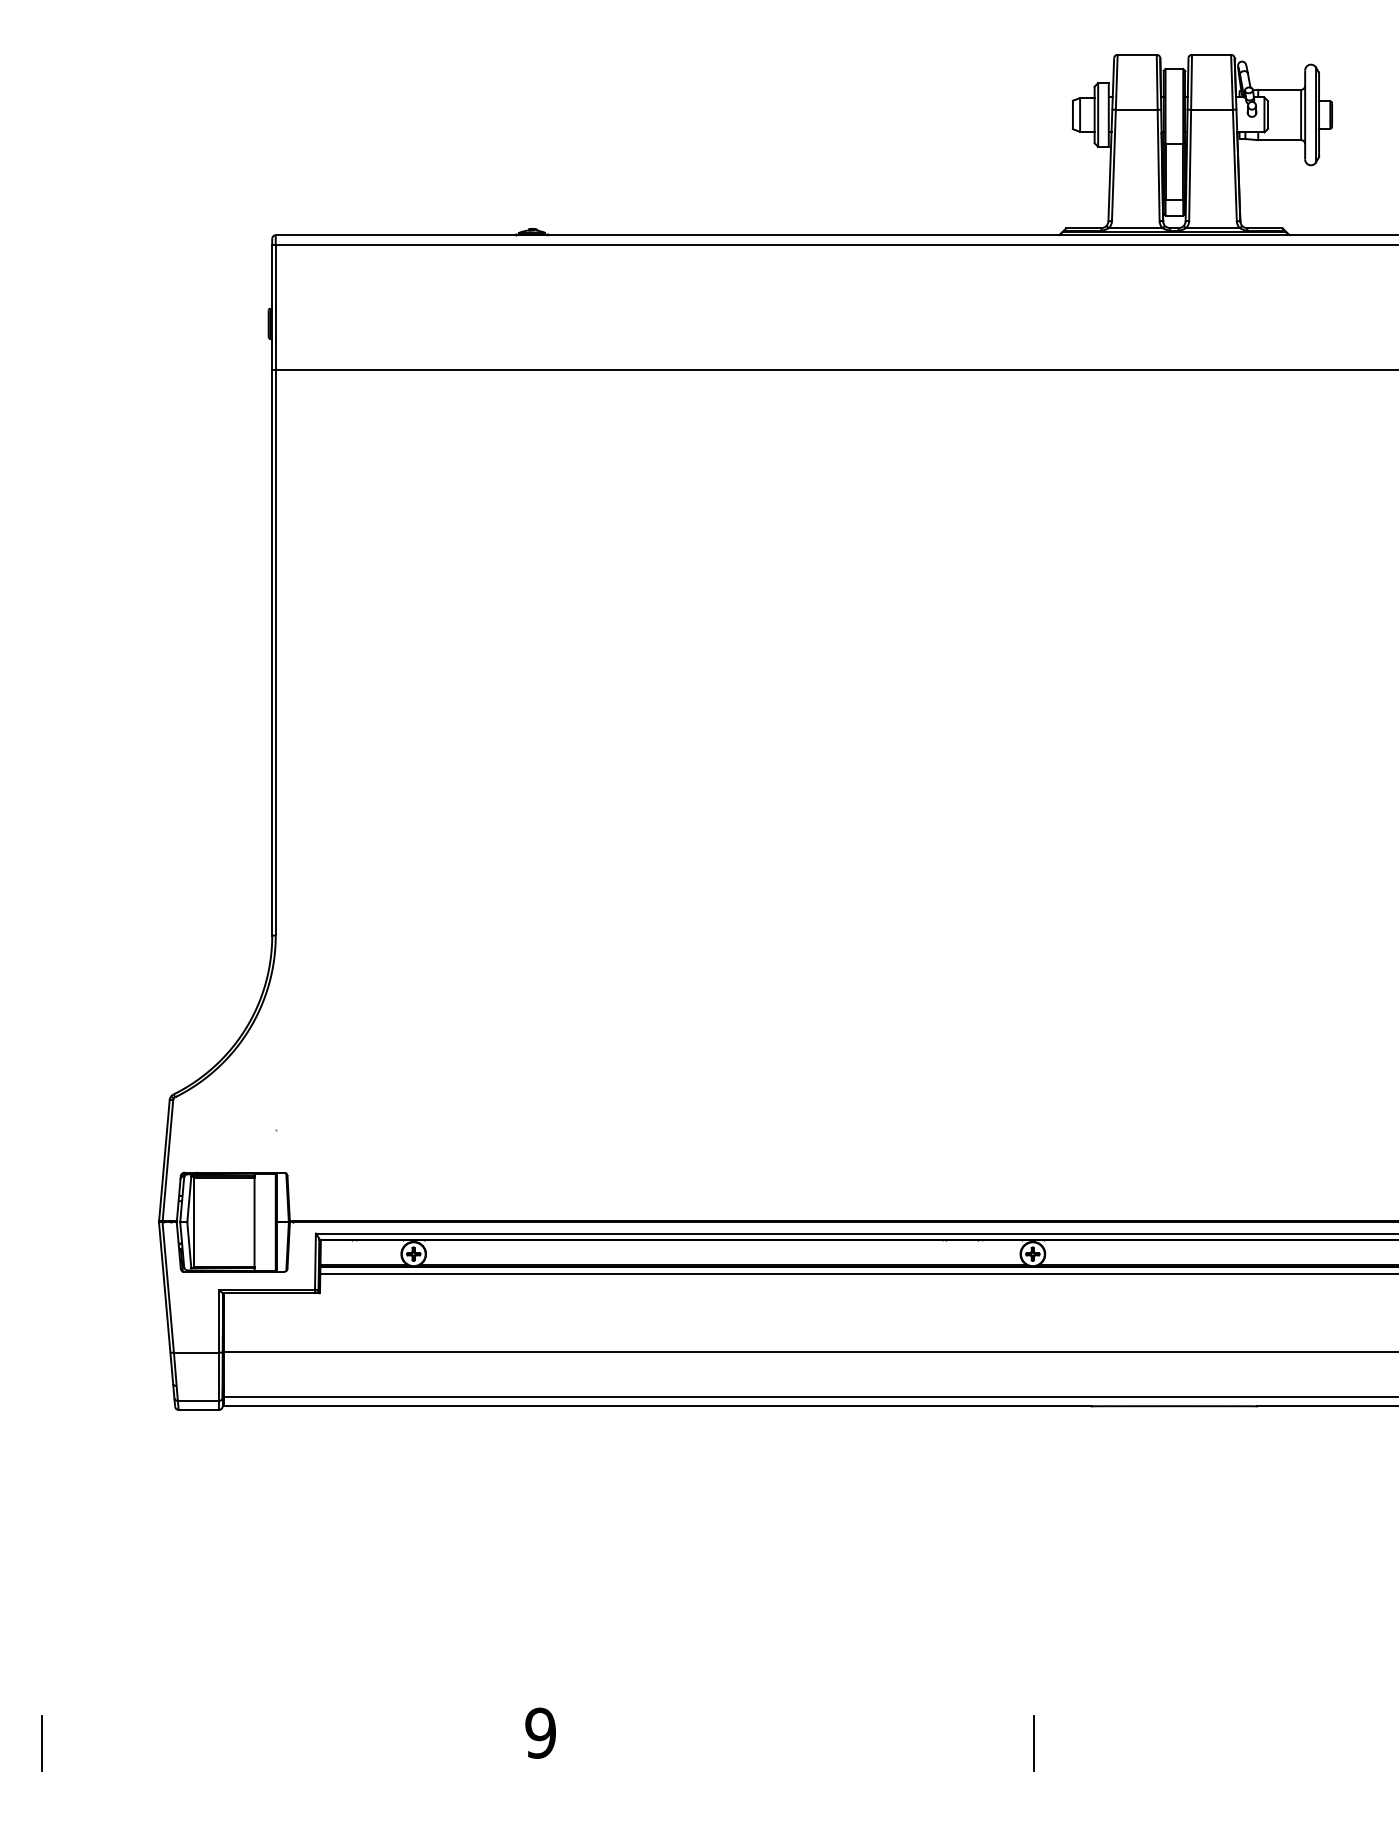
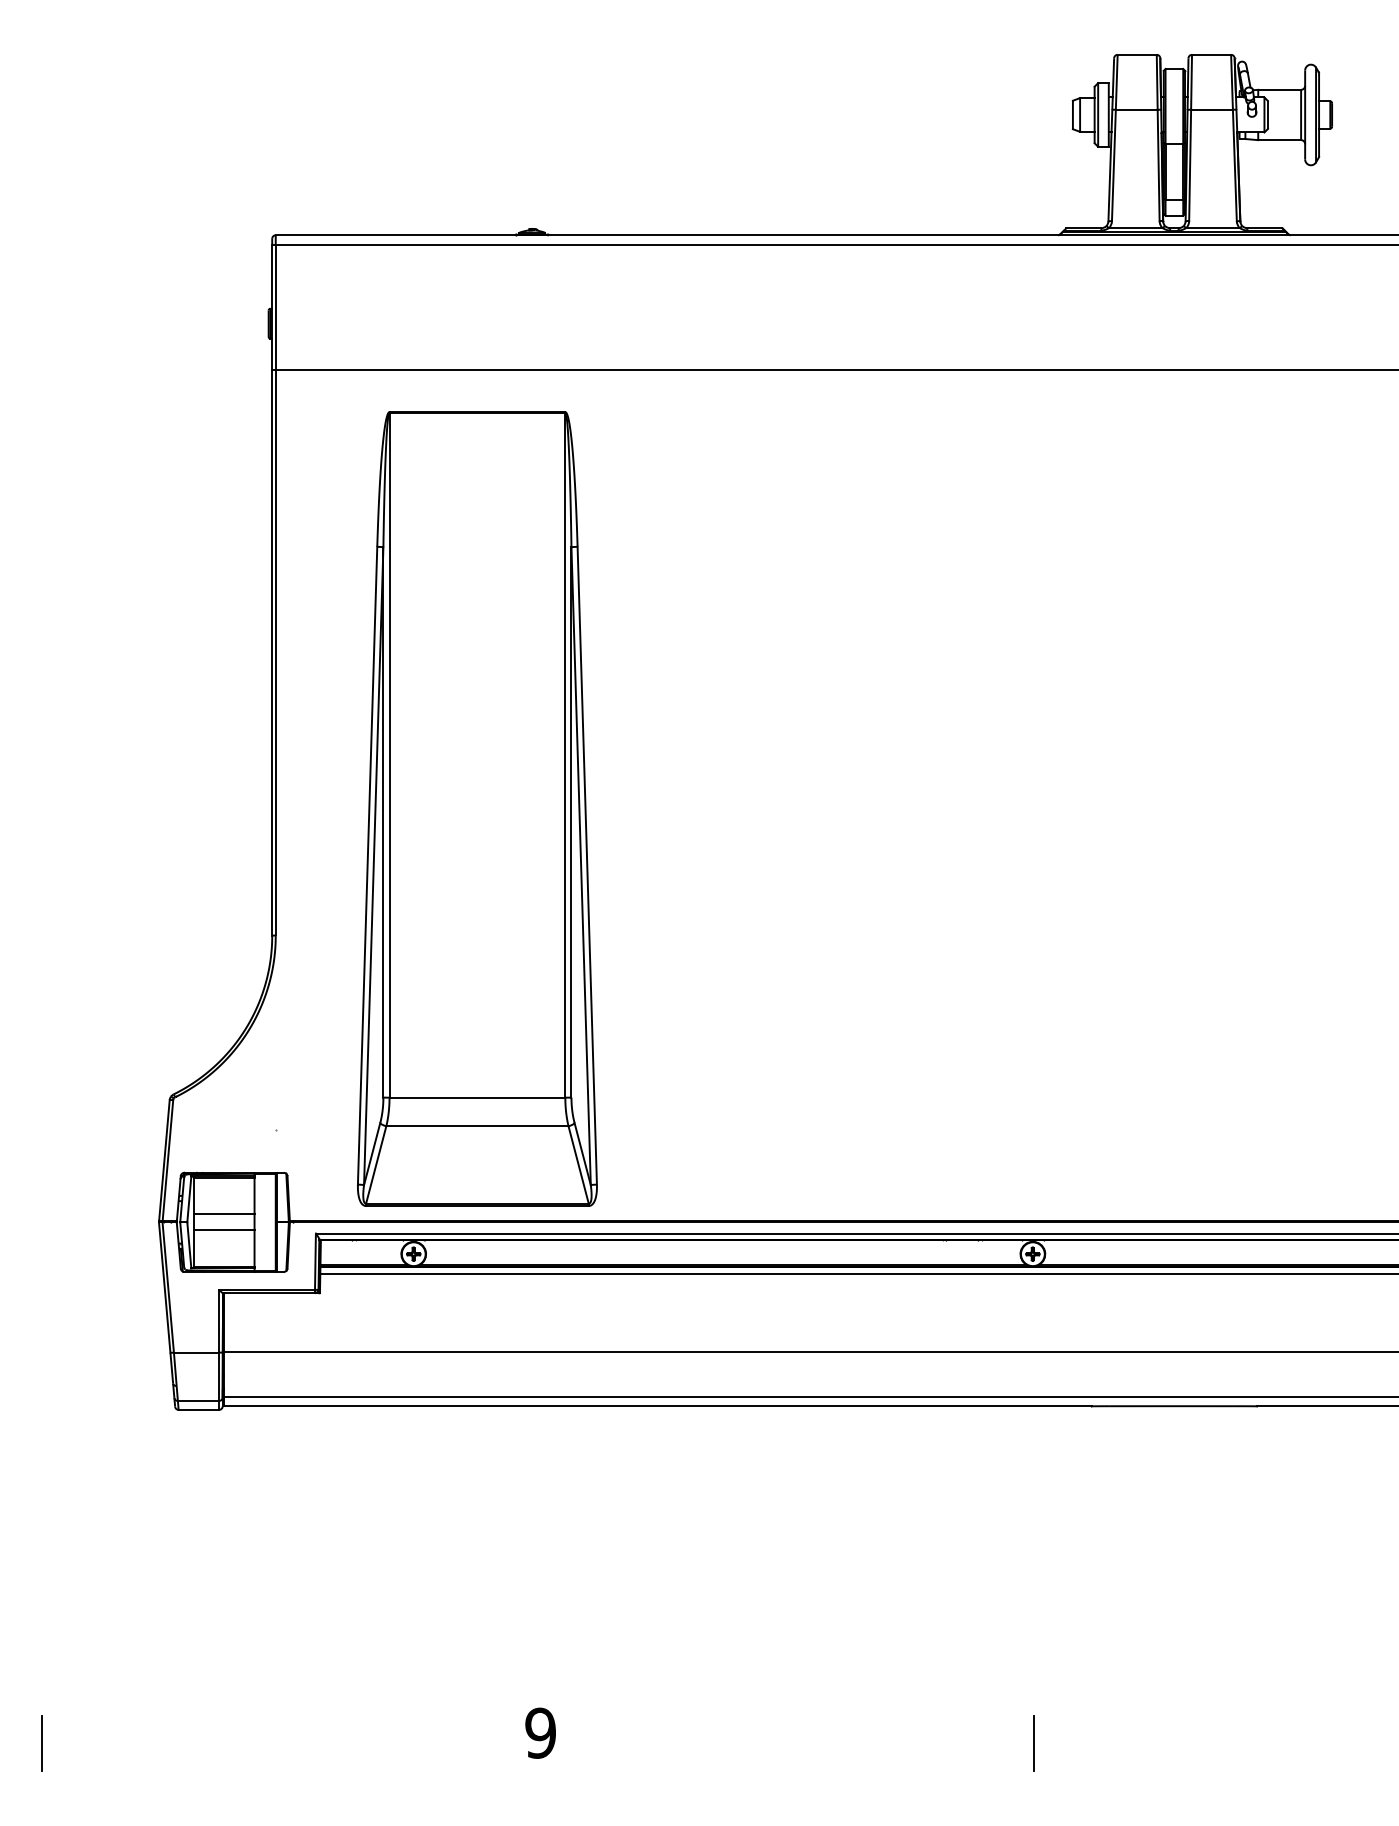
part: none -> present (477, 808)
line: none -> present (224, 1214)
line: none -> present (224, 1230)
